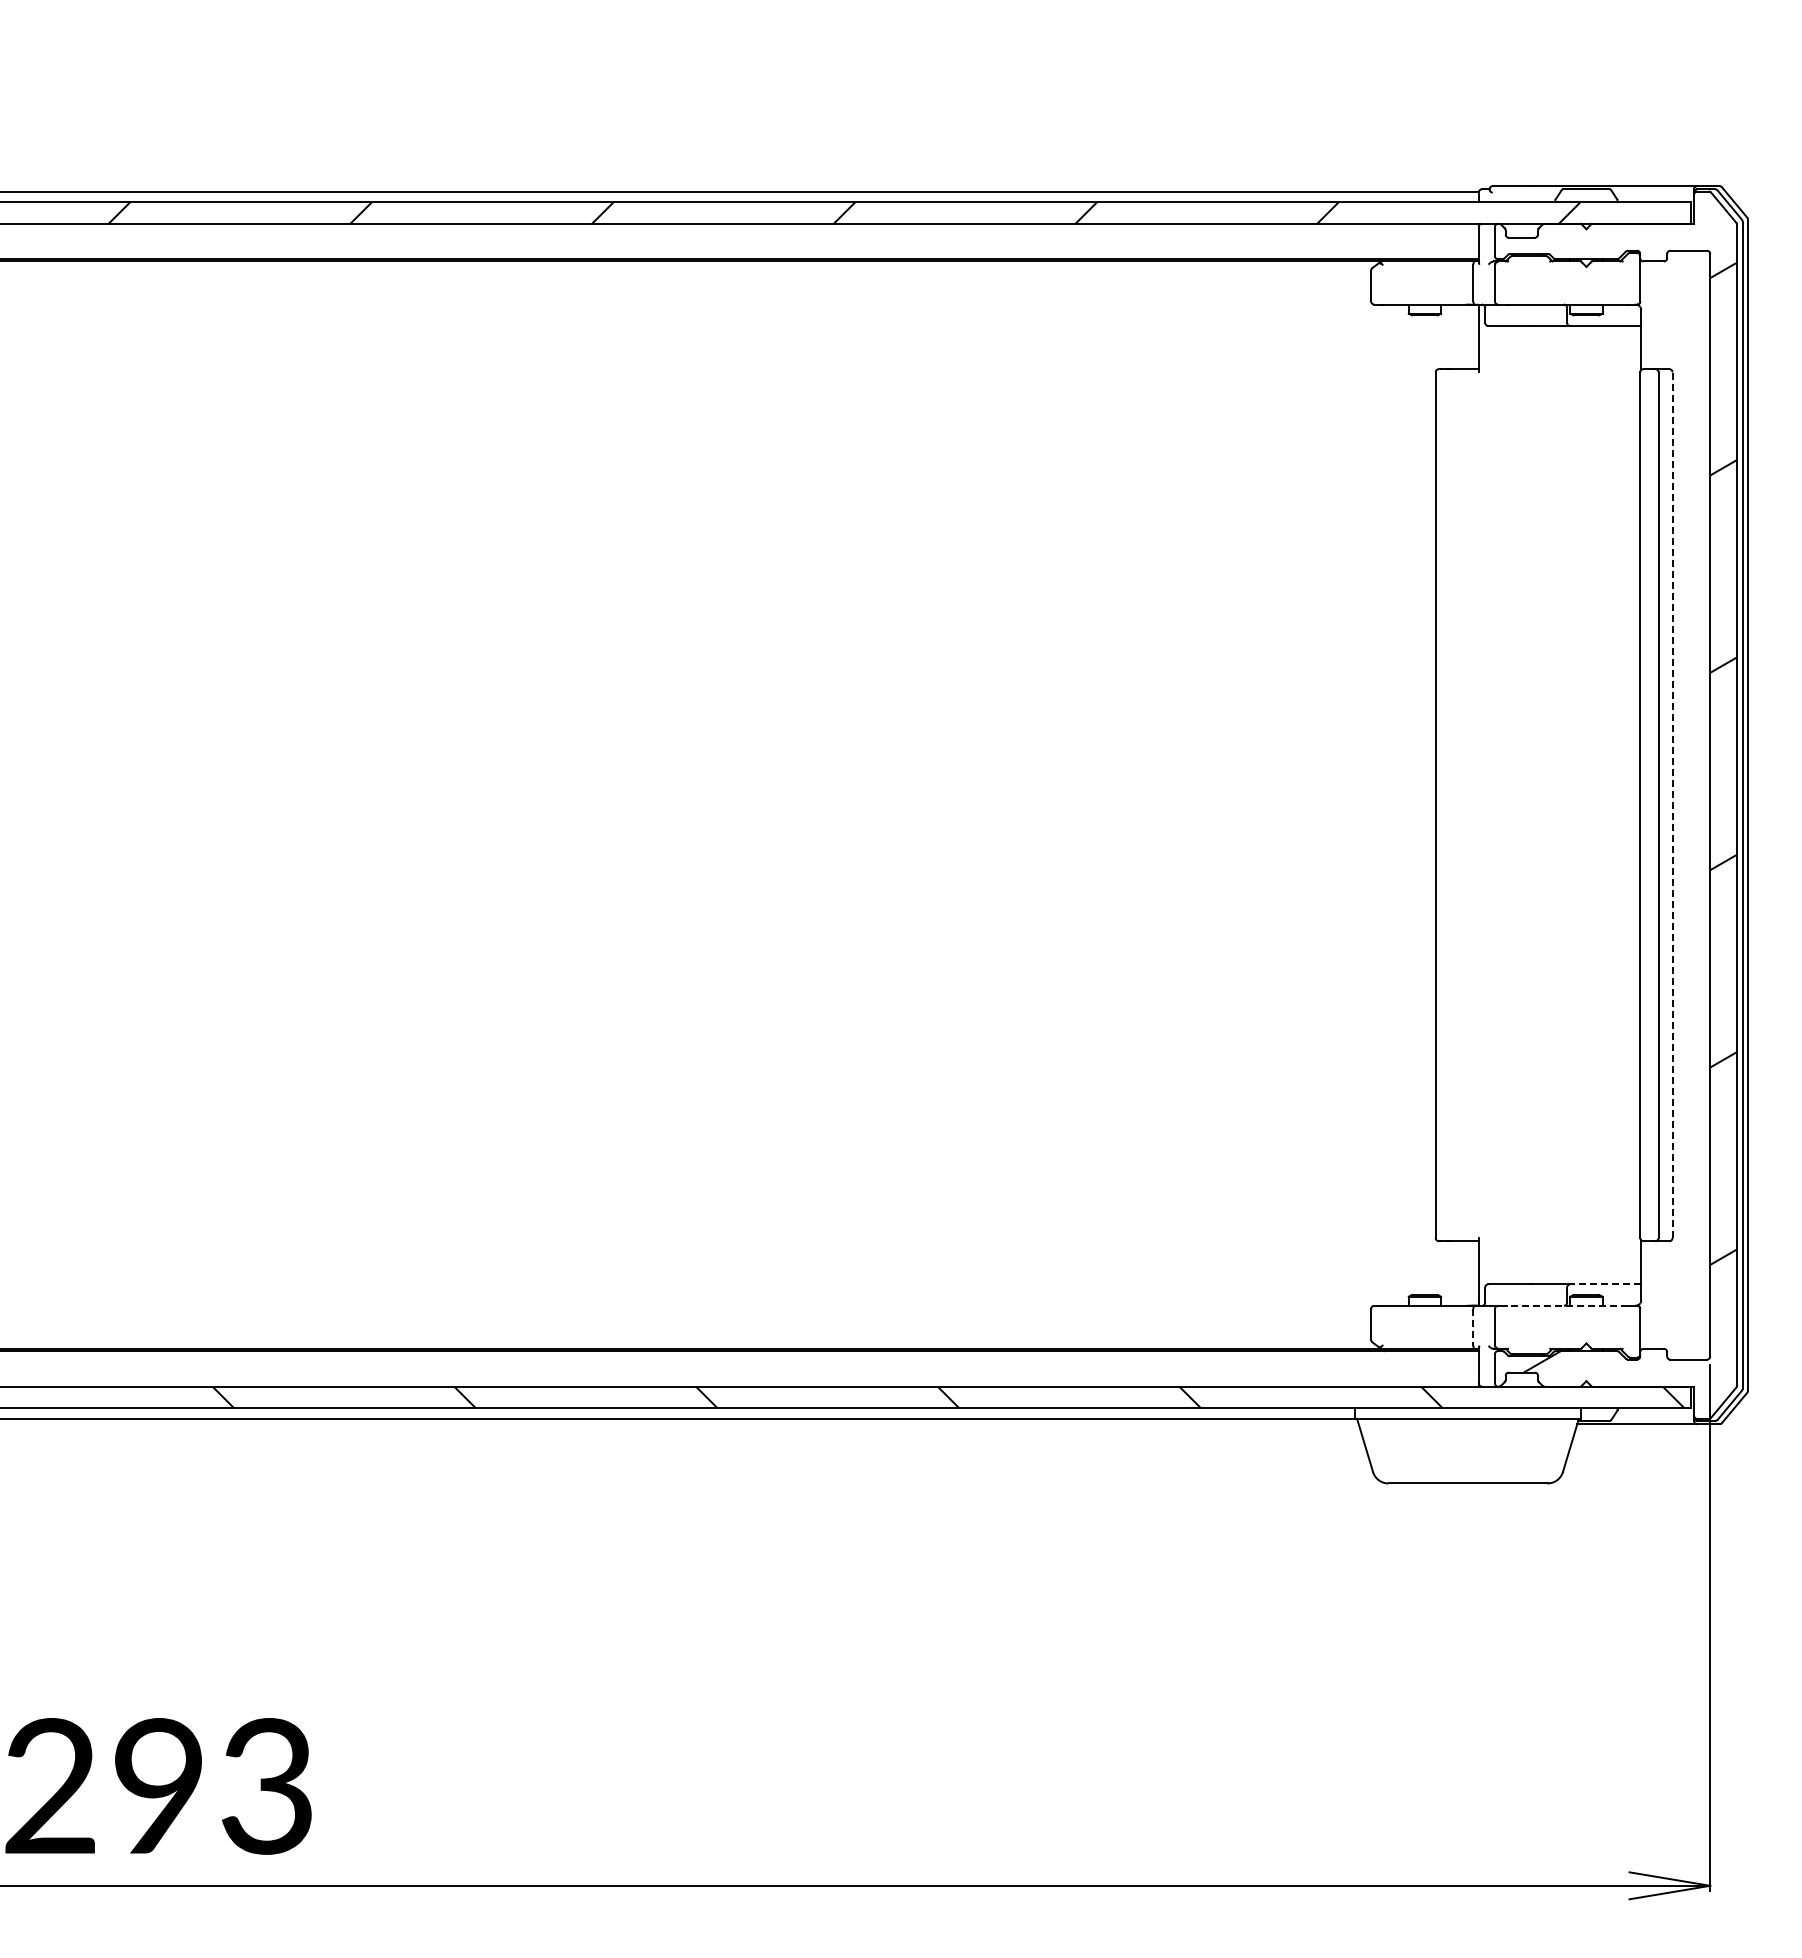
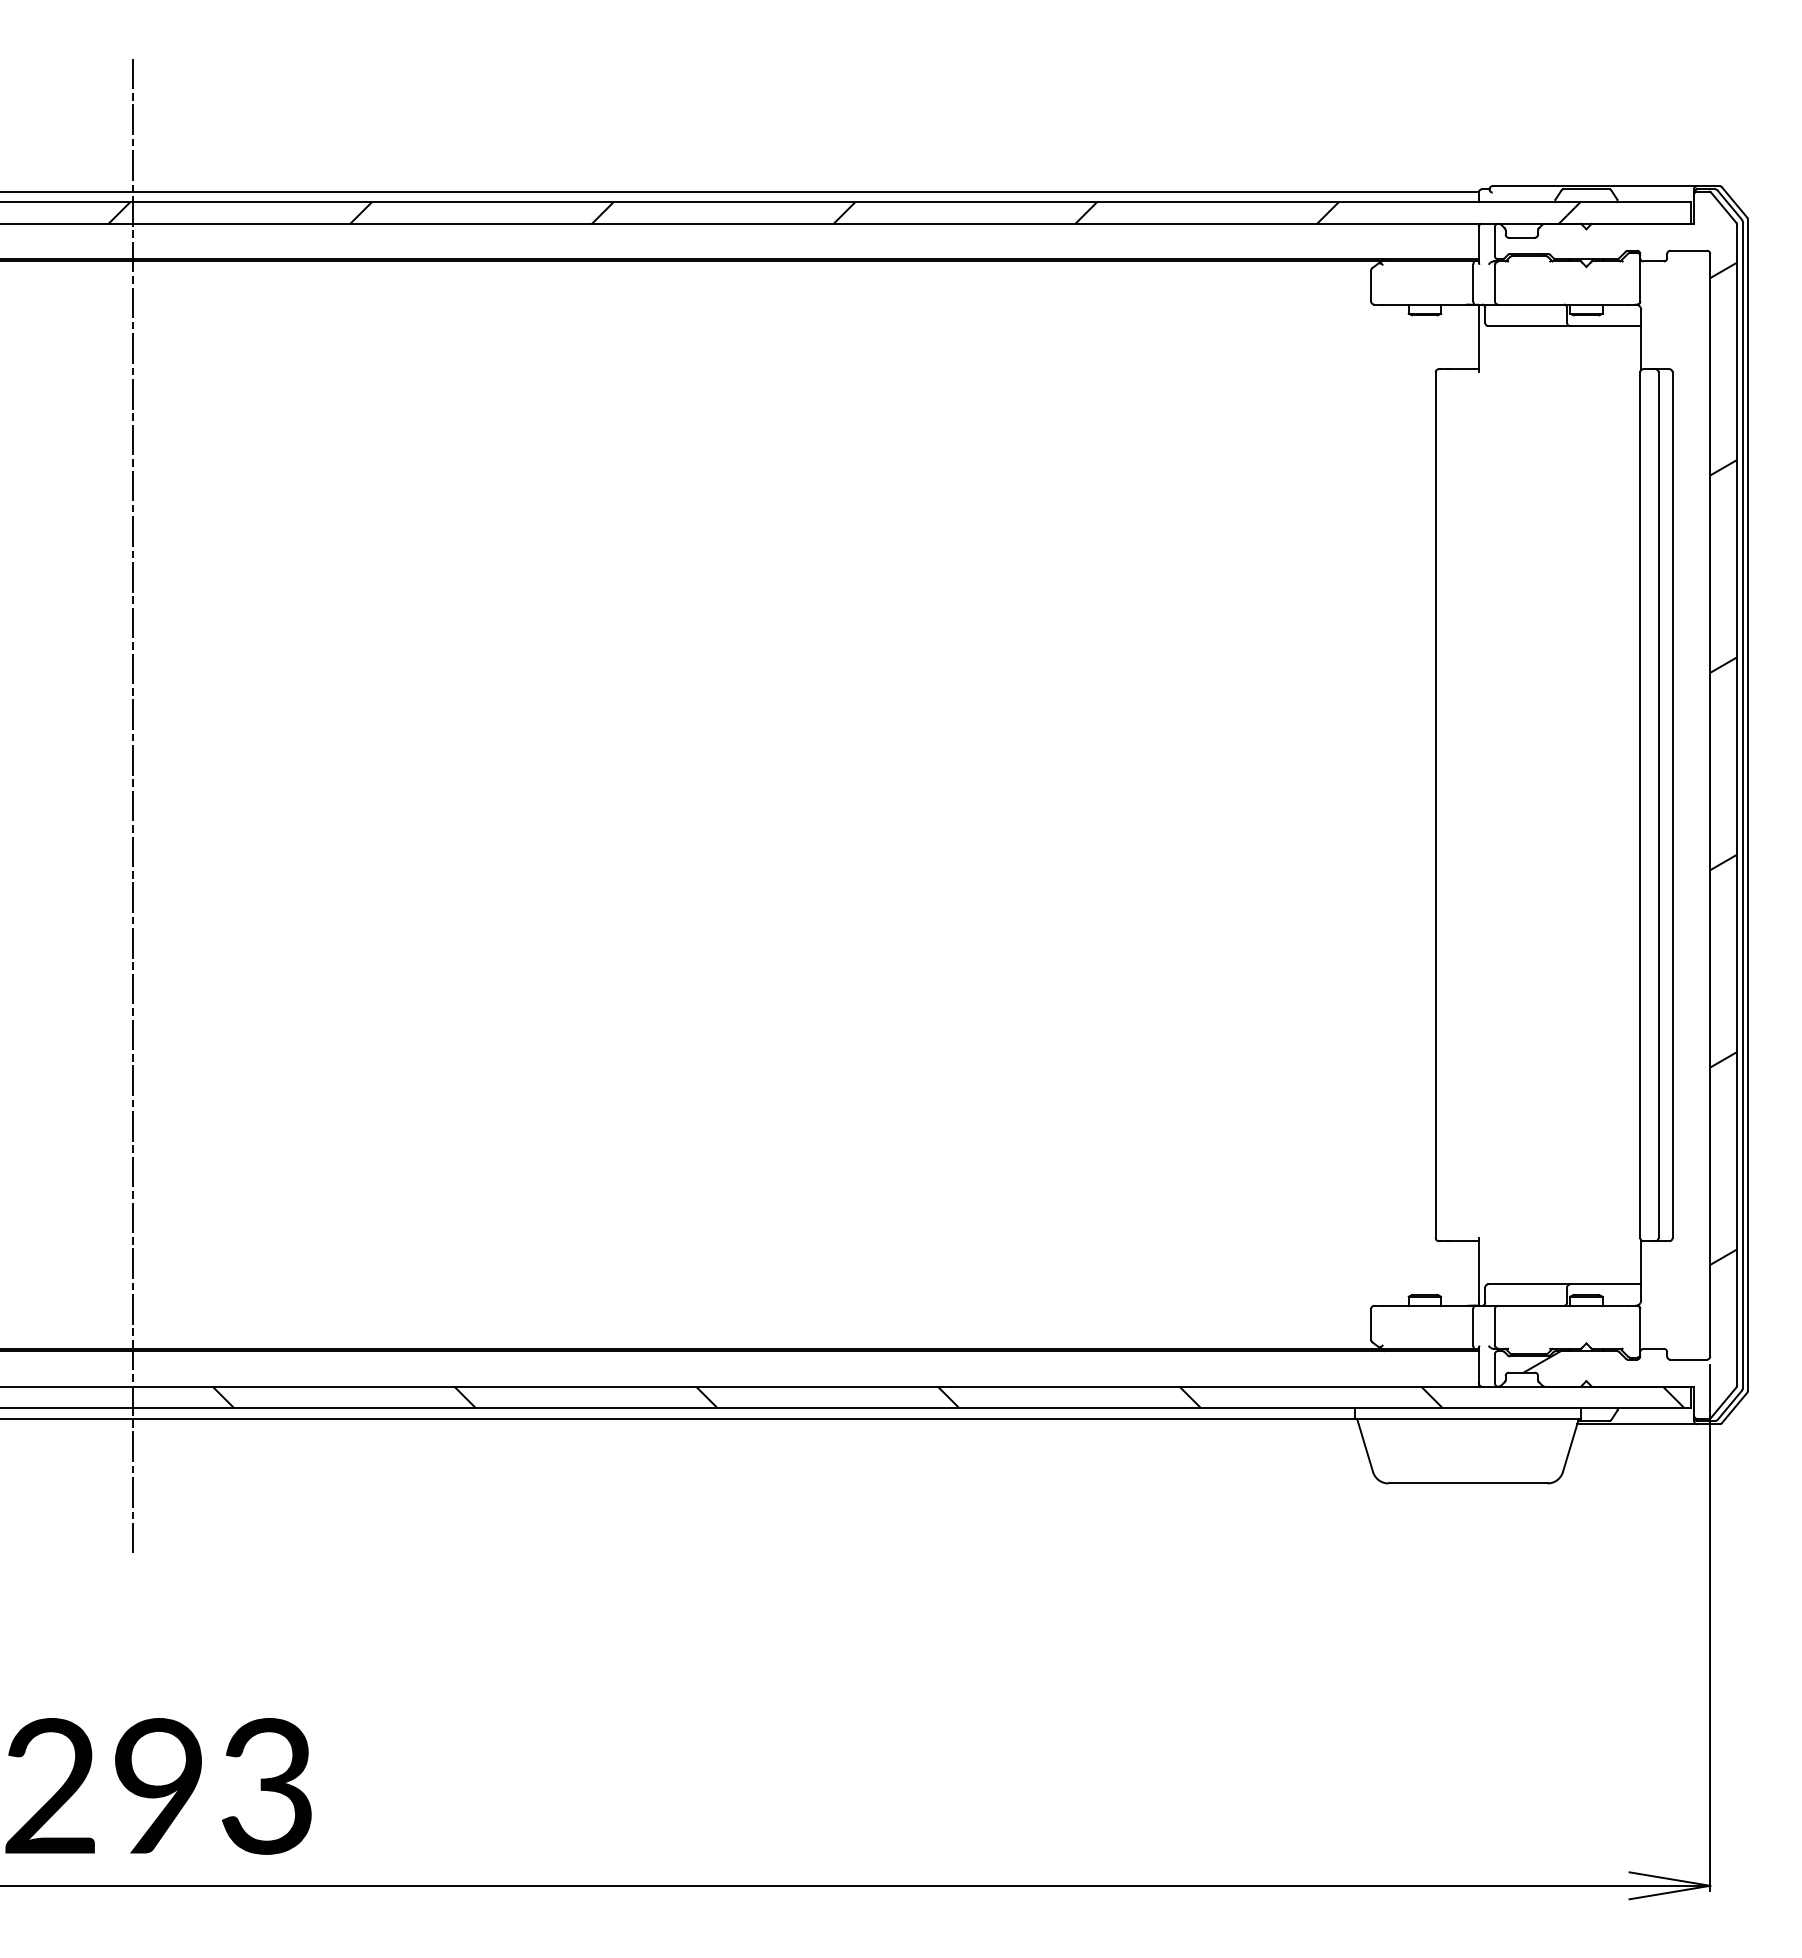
line: none -> present (132, 804)
line: dashed -> solid (1672, 805)
line: dashed -> solid (1606, 1284)
line: dashed -> solid (1566, 1305)
line: dashed -> solid (1473, 1327)
